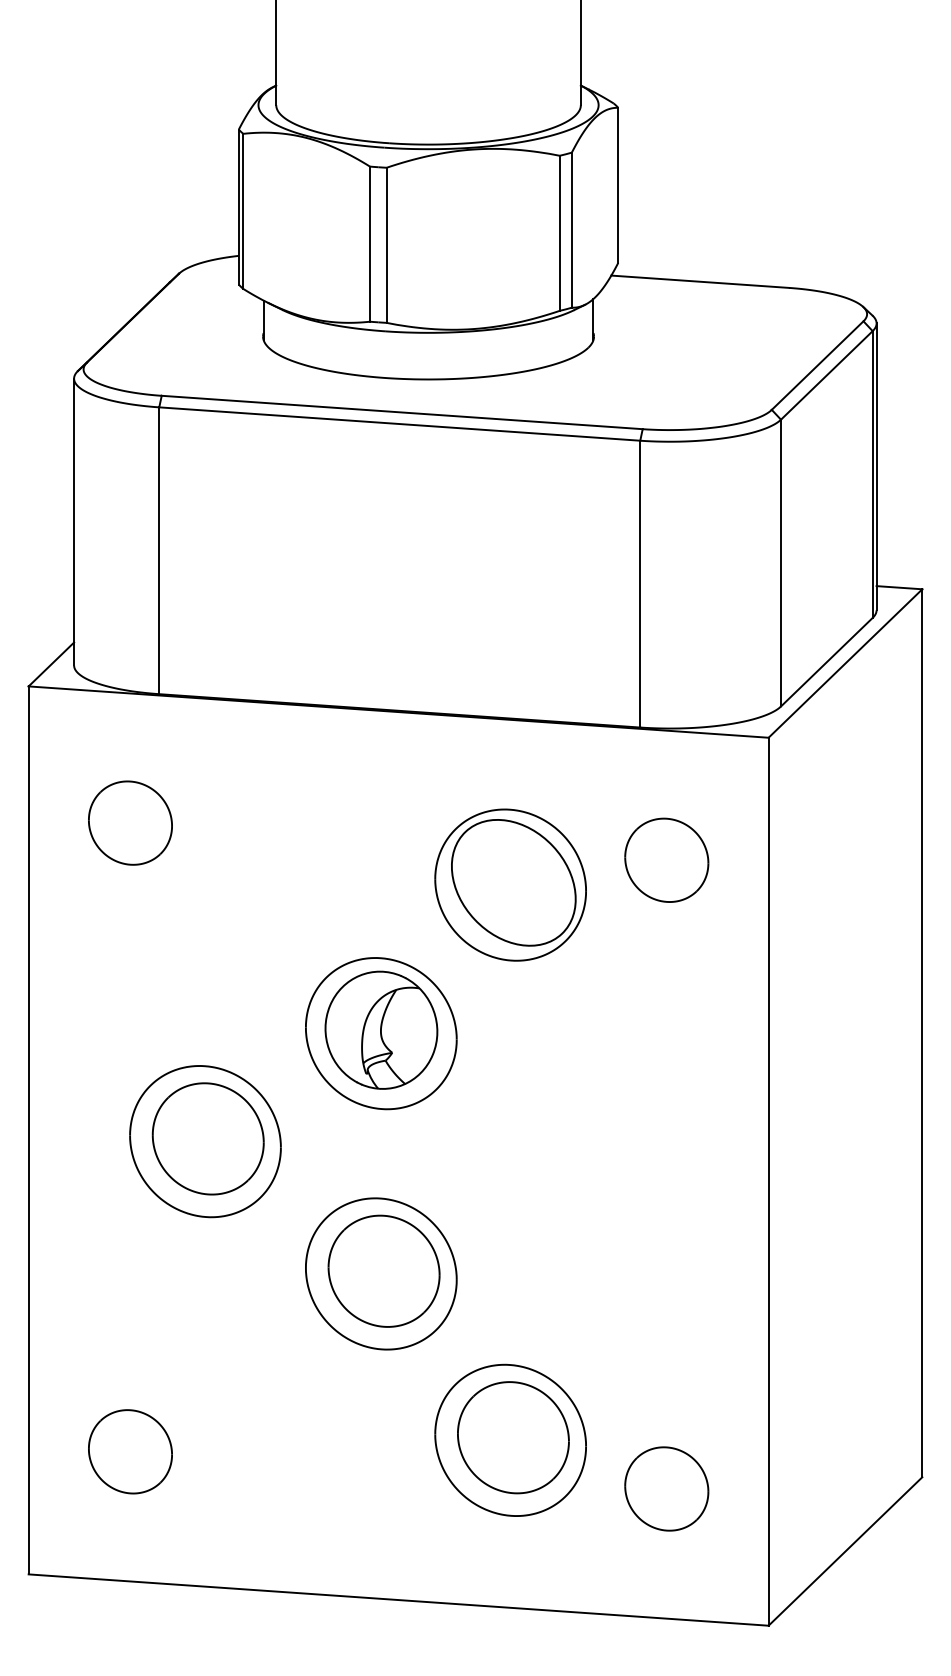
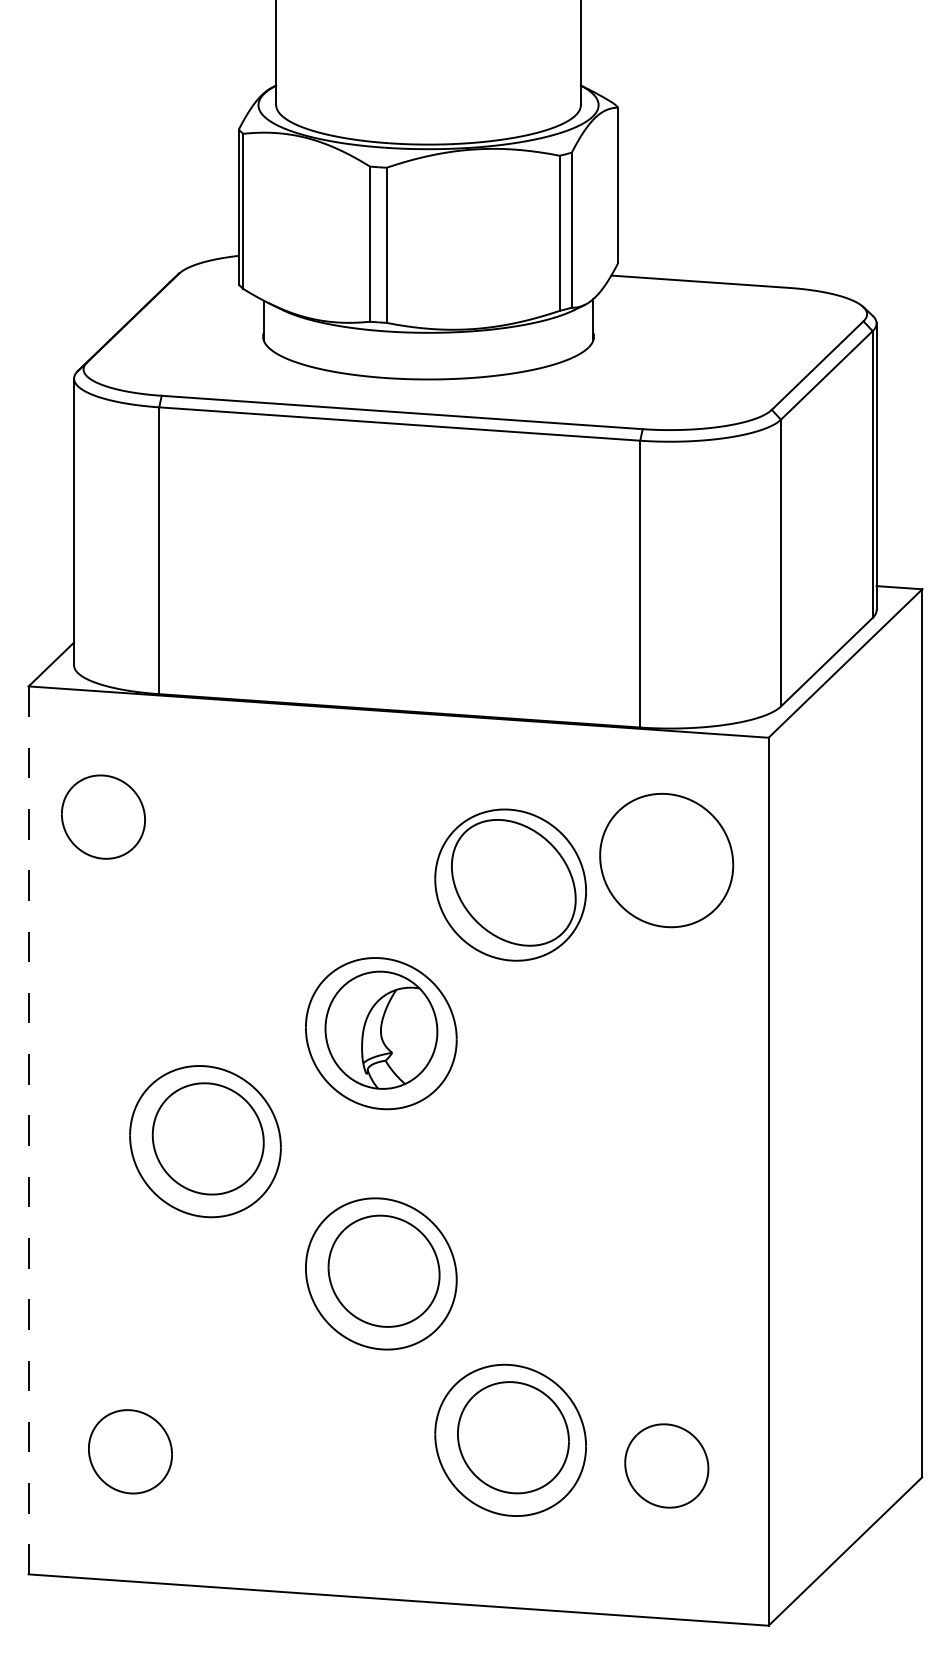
part position: (130, 822) -> (103, 816) (103, 816)
part size: 86x86 px -> 136x136 px (666, 860)
line: solid -> dashed (28, 1130)
part position: (666, 1488) -> (666, 1465) (666, 1465)
